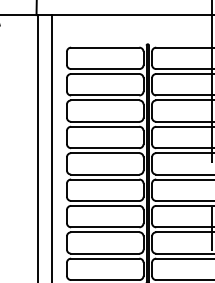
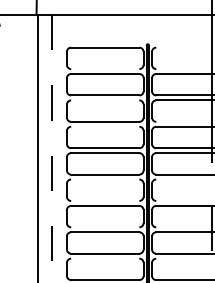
line: present -> none (183, 47)
line: present -> none (105, 69)
line: present -> none (183, 69)
line: present -> none (105, 100)
line: present -> none (183, 121)
line: present -> none (105, 126)
line: solid -> dashed (51, 148)
line: present -> none (105, 179)
line: present -> none (183, 179)
line: present -> none (105, 200)
line: present -> none (183, 200)
line: present -> none (105, 227)
line: present -> none (183, 227)
line: present -> none (105, 258)
line: present -> none (183, 258)
